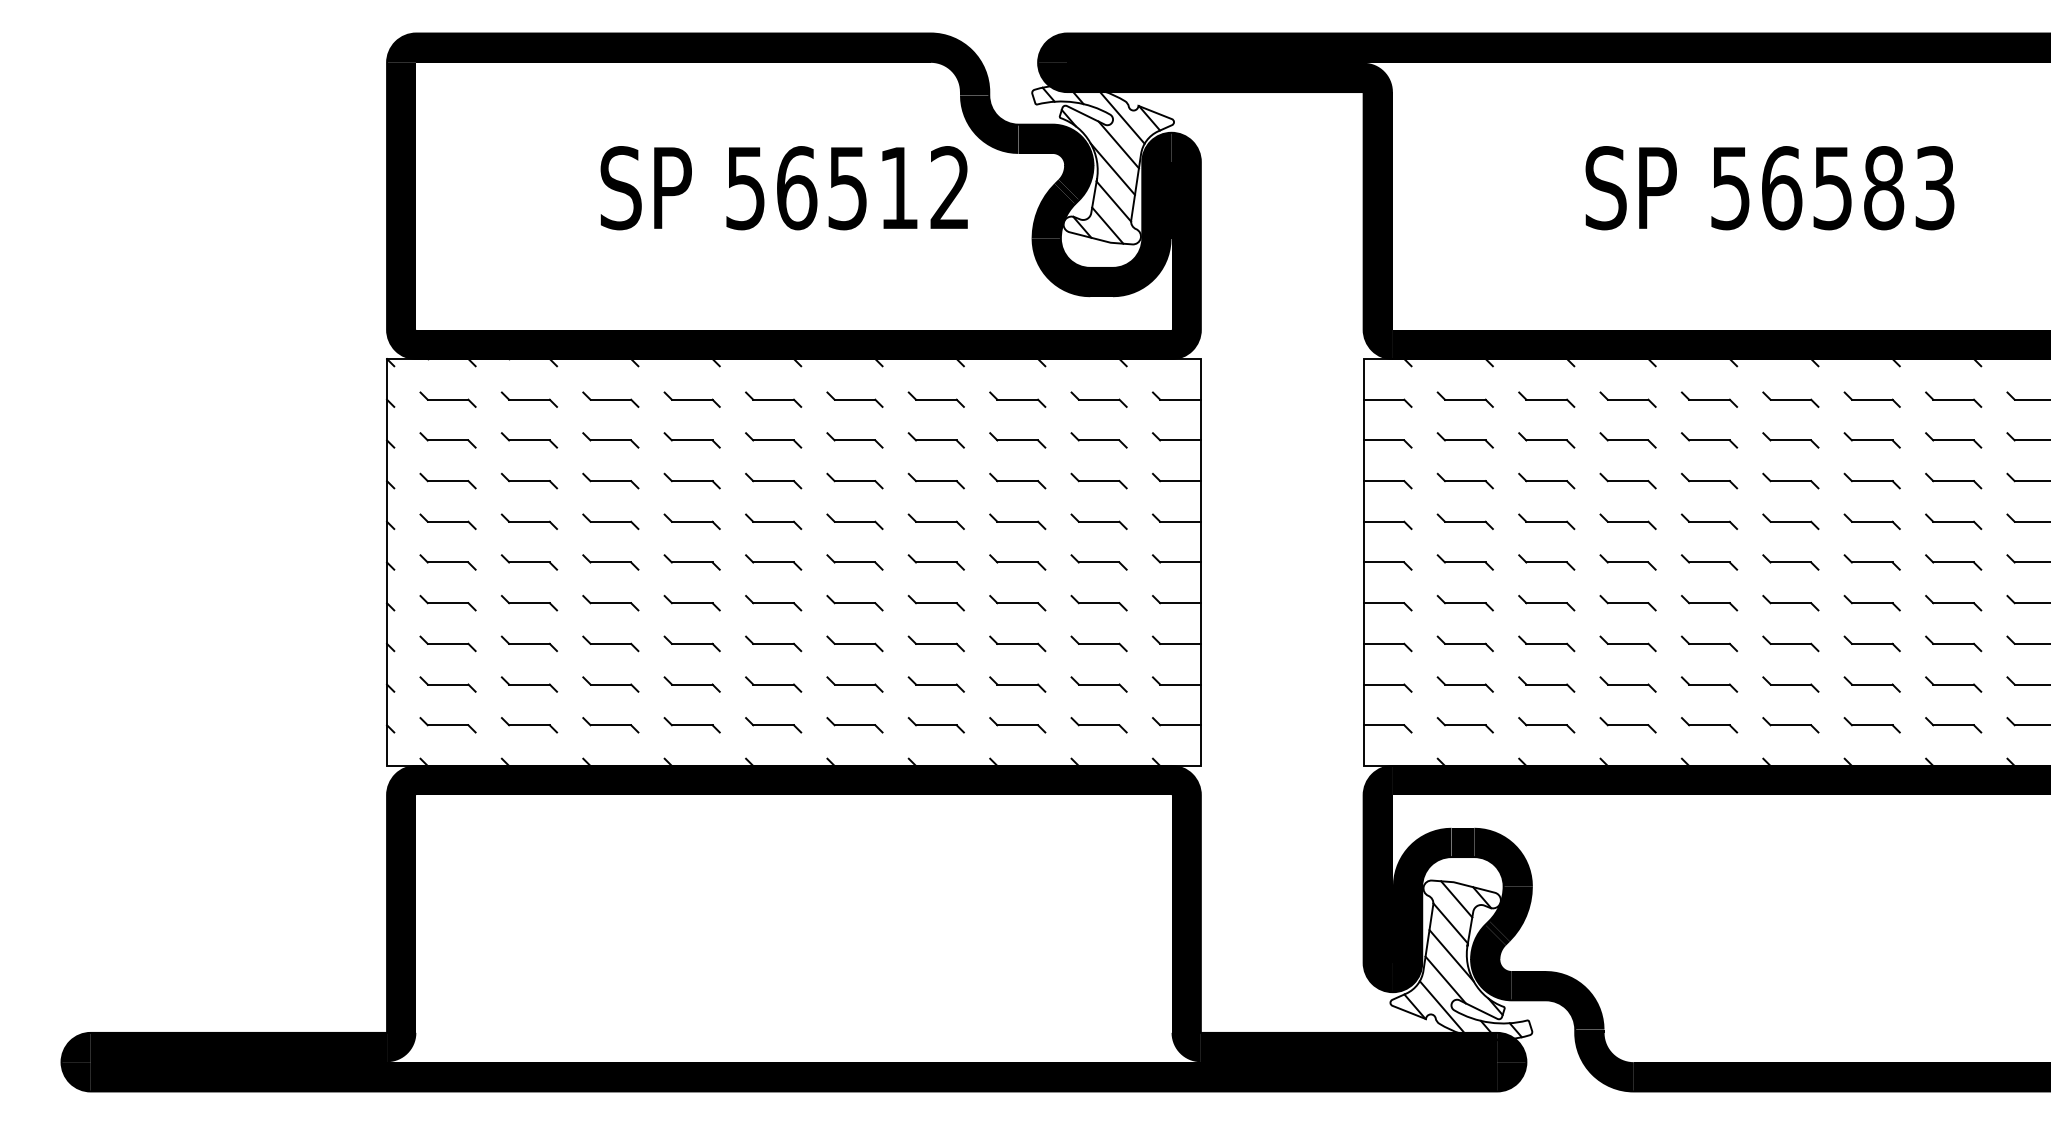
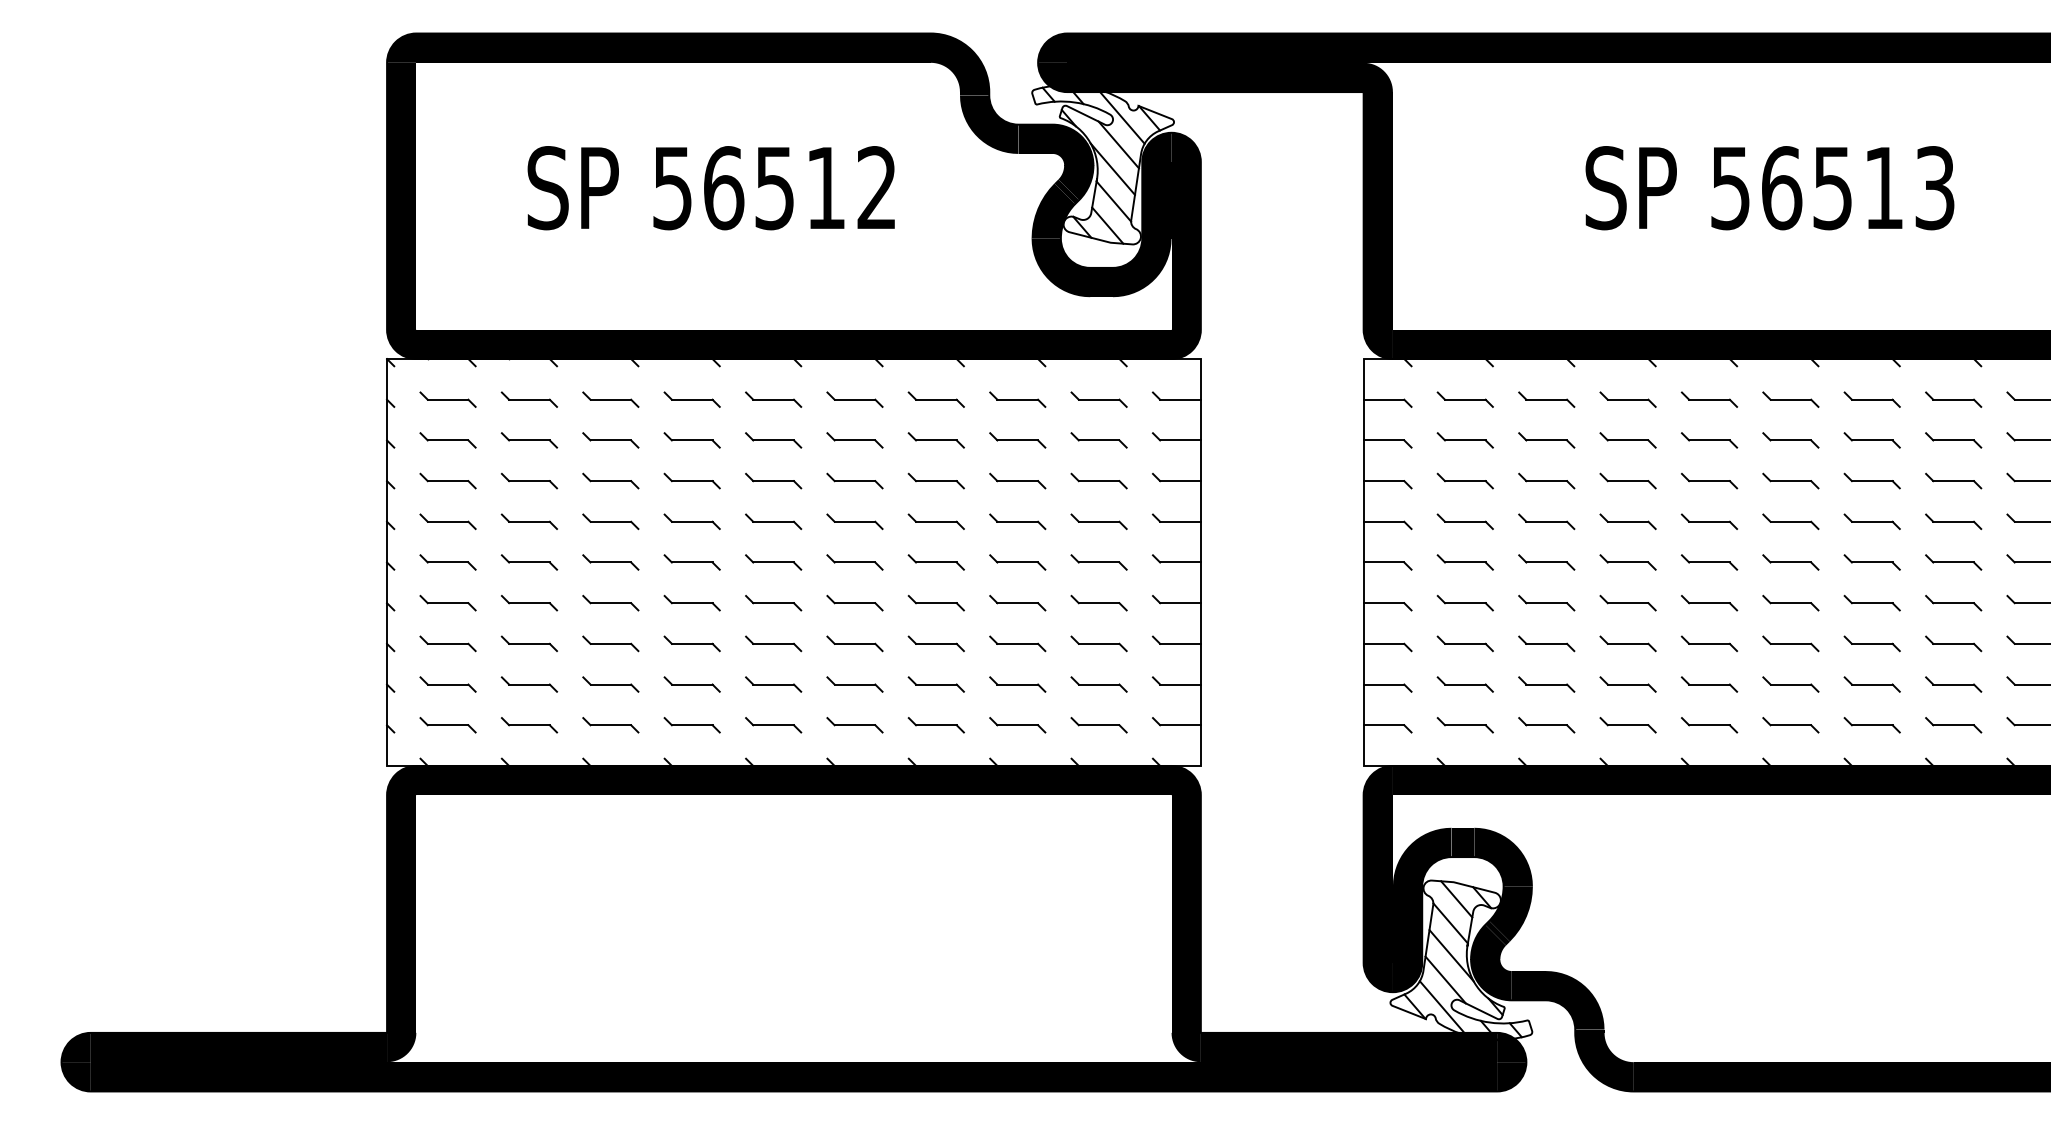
text position: (783, 188) -> (710, 188) (710, 188)
text: 56583 -> 56513 (1884, 188)
